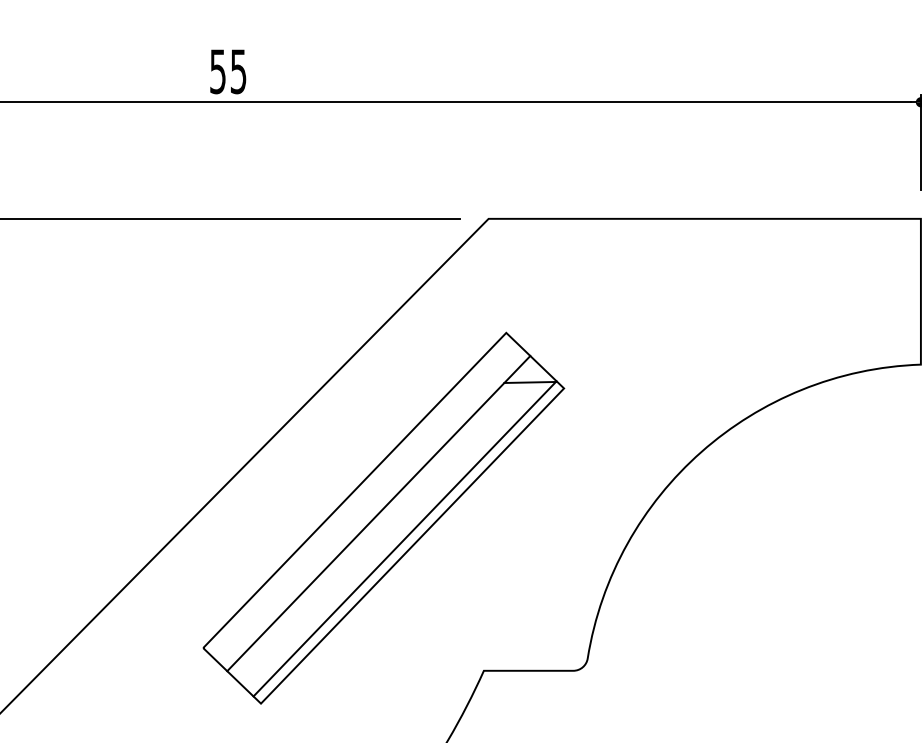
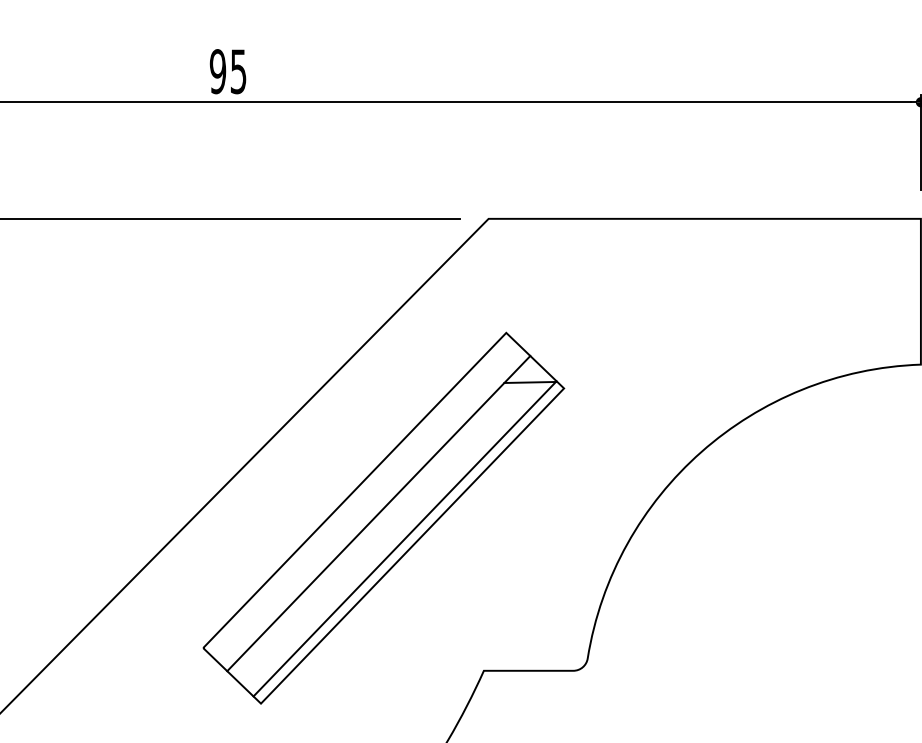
text: 55 -> 95 (217, 71)
